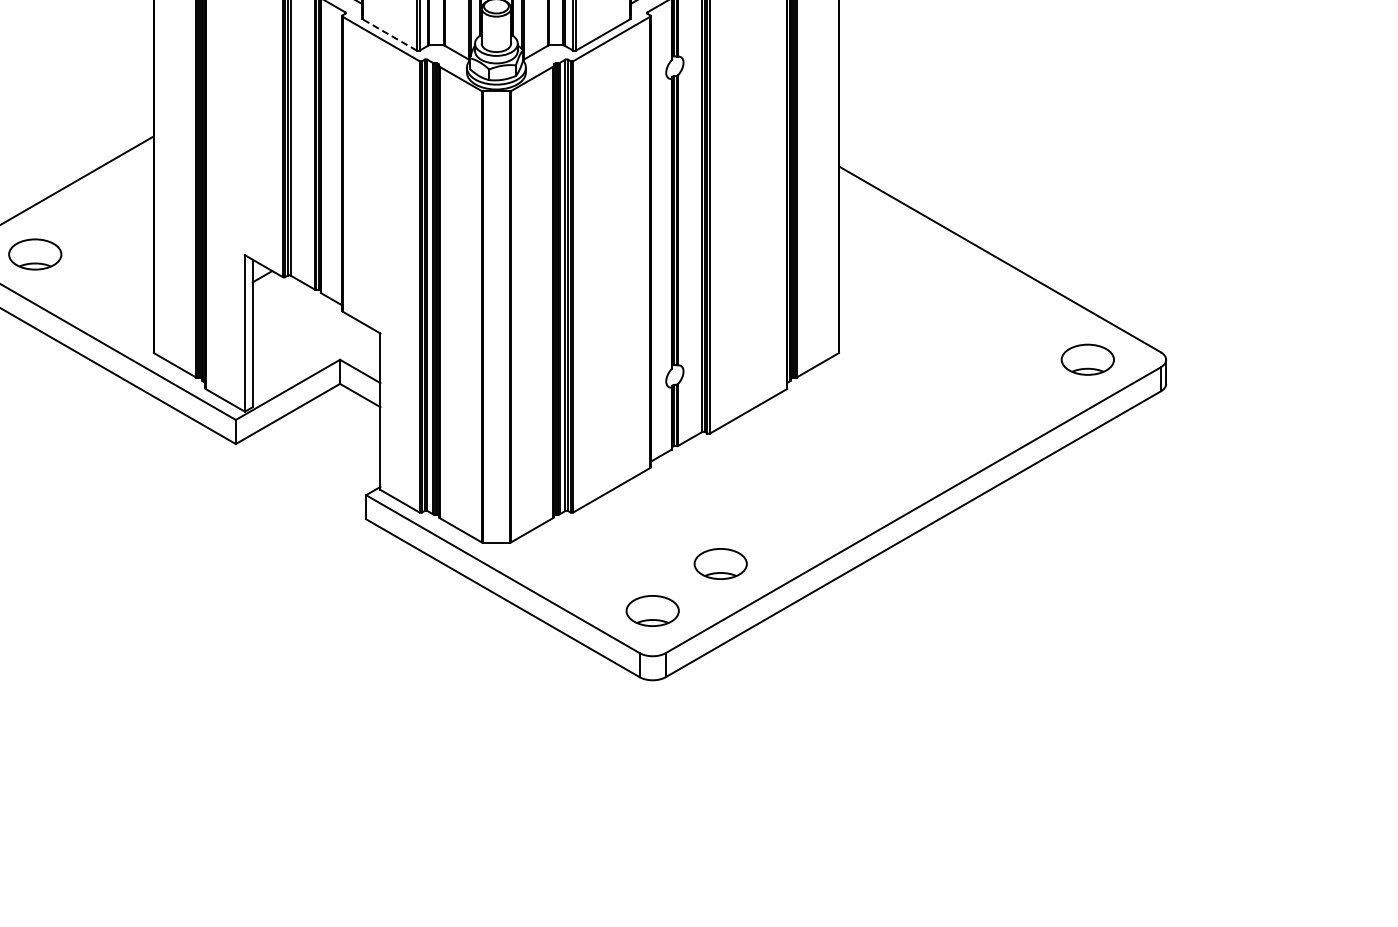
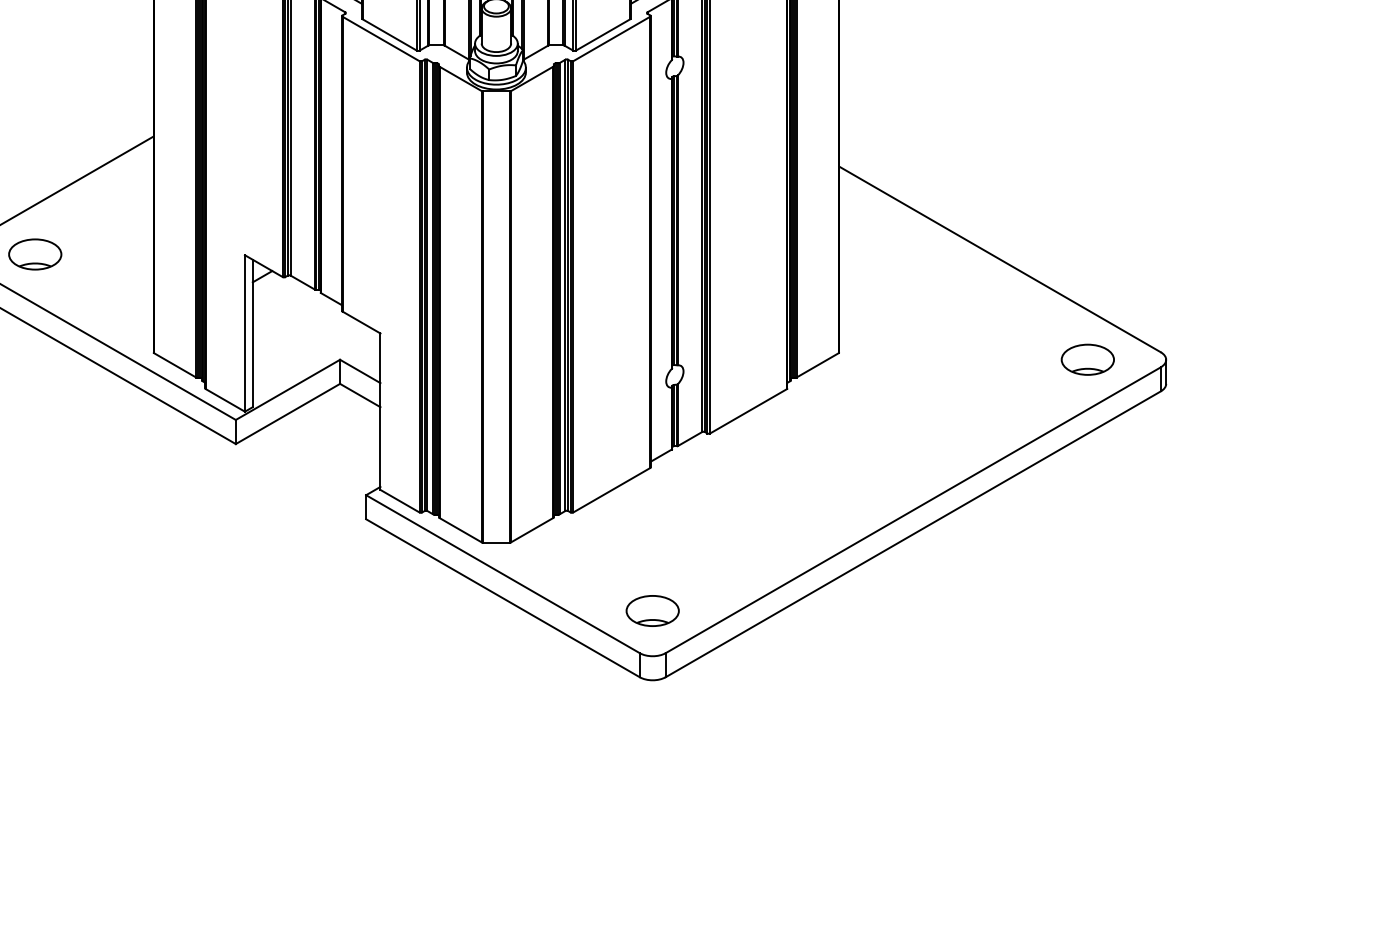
line: dashed -> solid (389, 34)
part: present -> none (720, 563)
